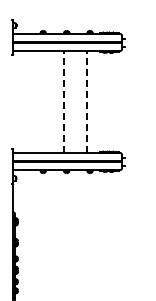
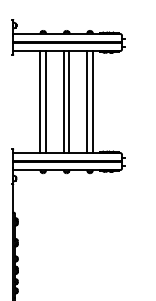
line: dashed -> solid (63, 101)
line: dashed -> solid (87, 101)
line: none -> present (40, 102)
line: none -> present (46, 102)
line: none -> present (69, 102)
line: none -> present (92, 102)
